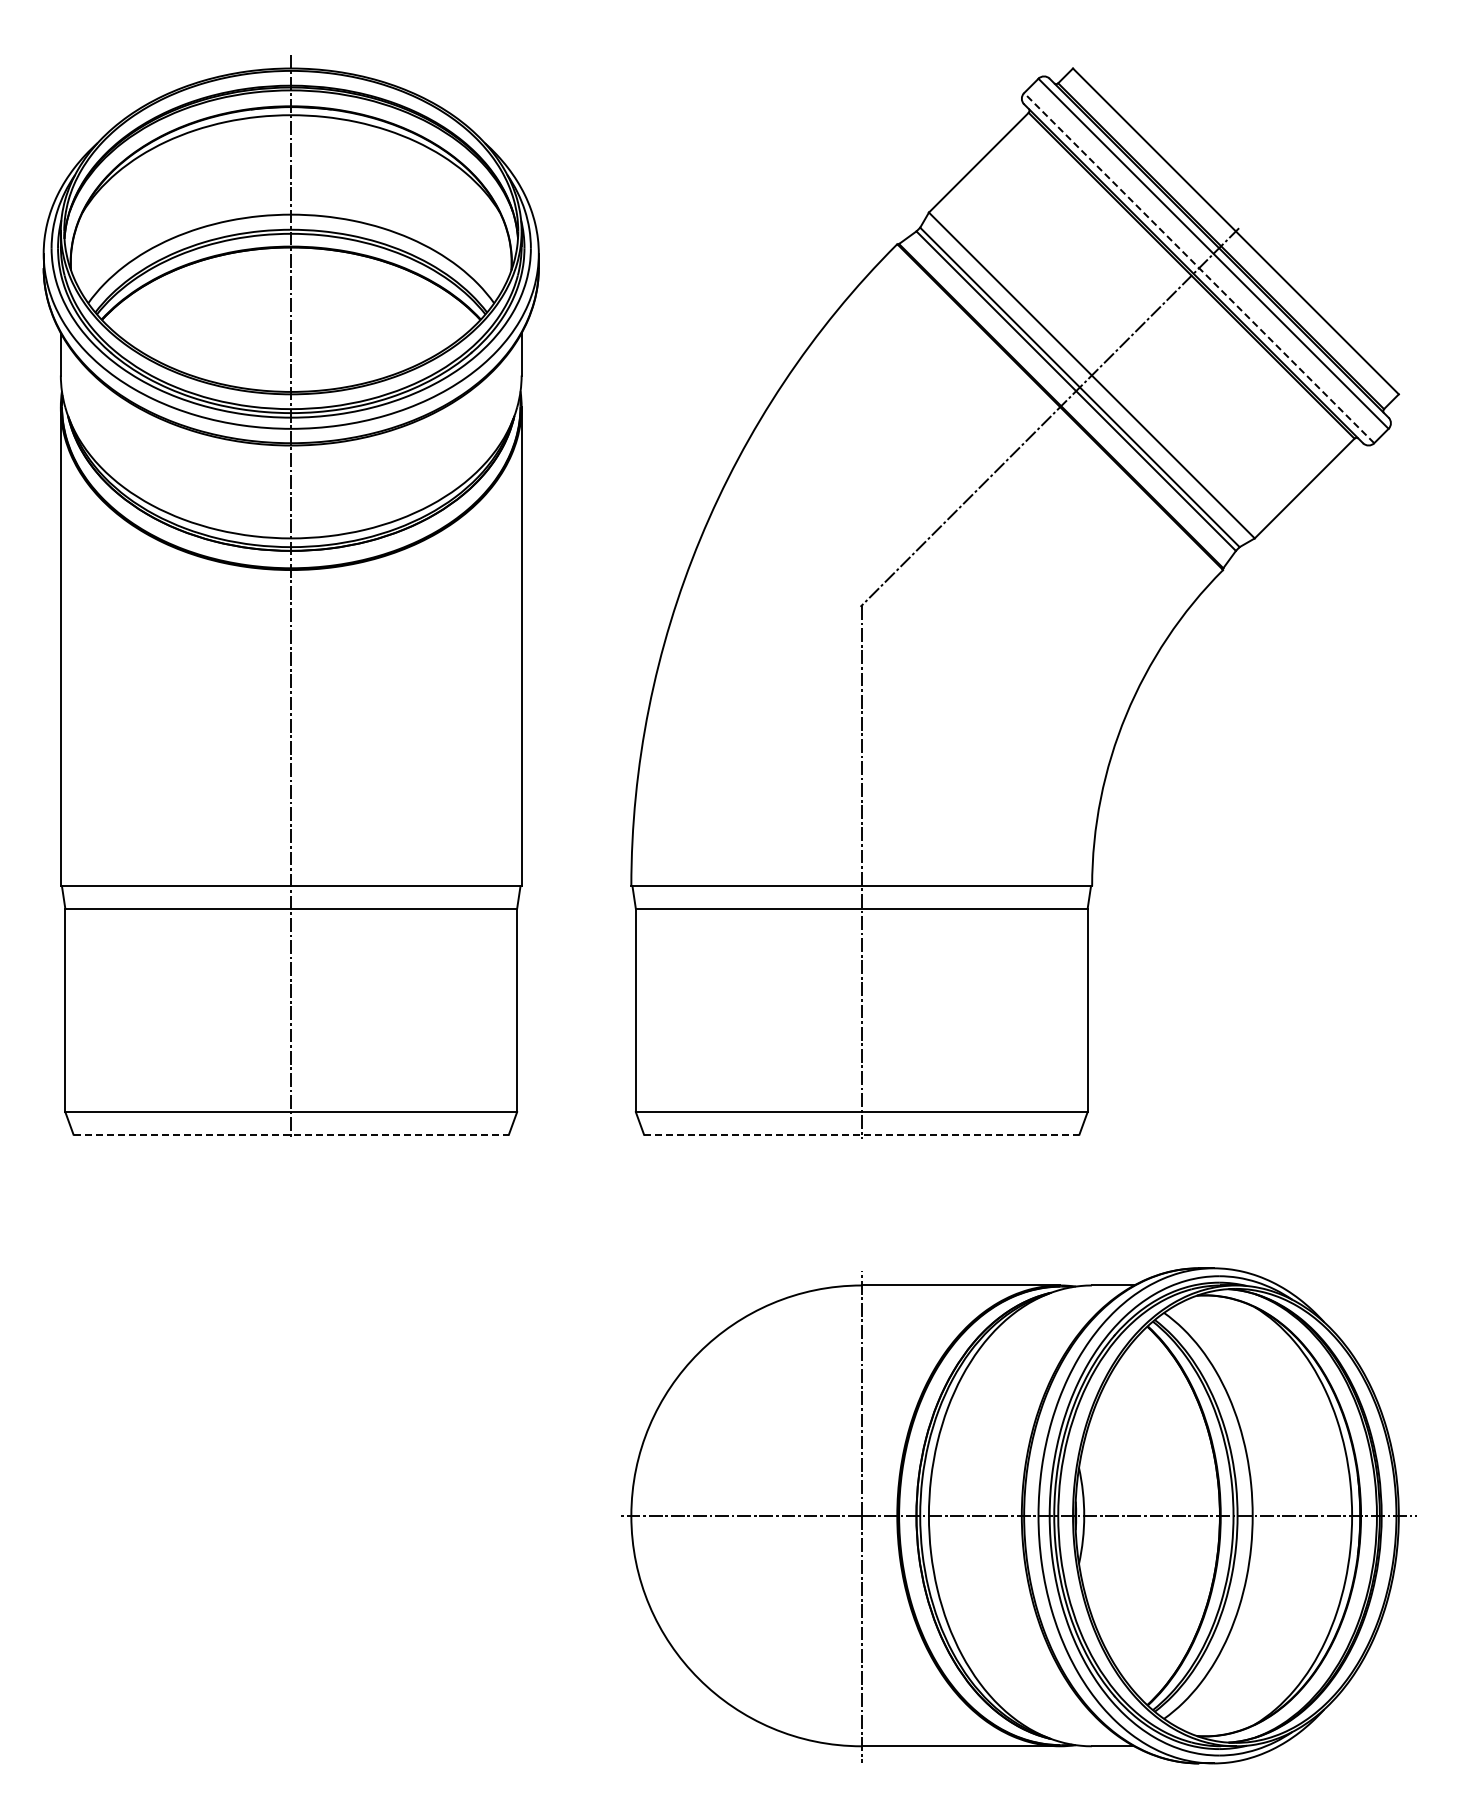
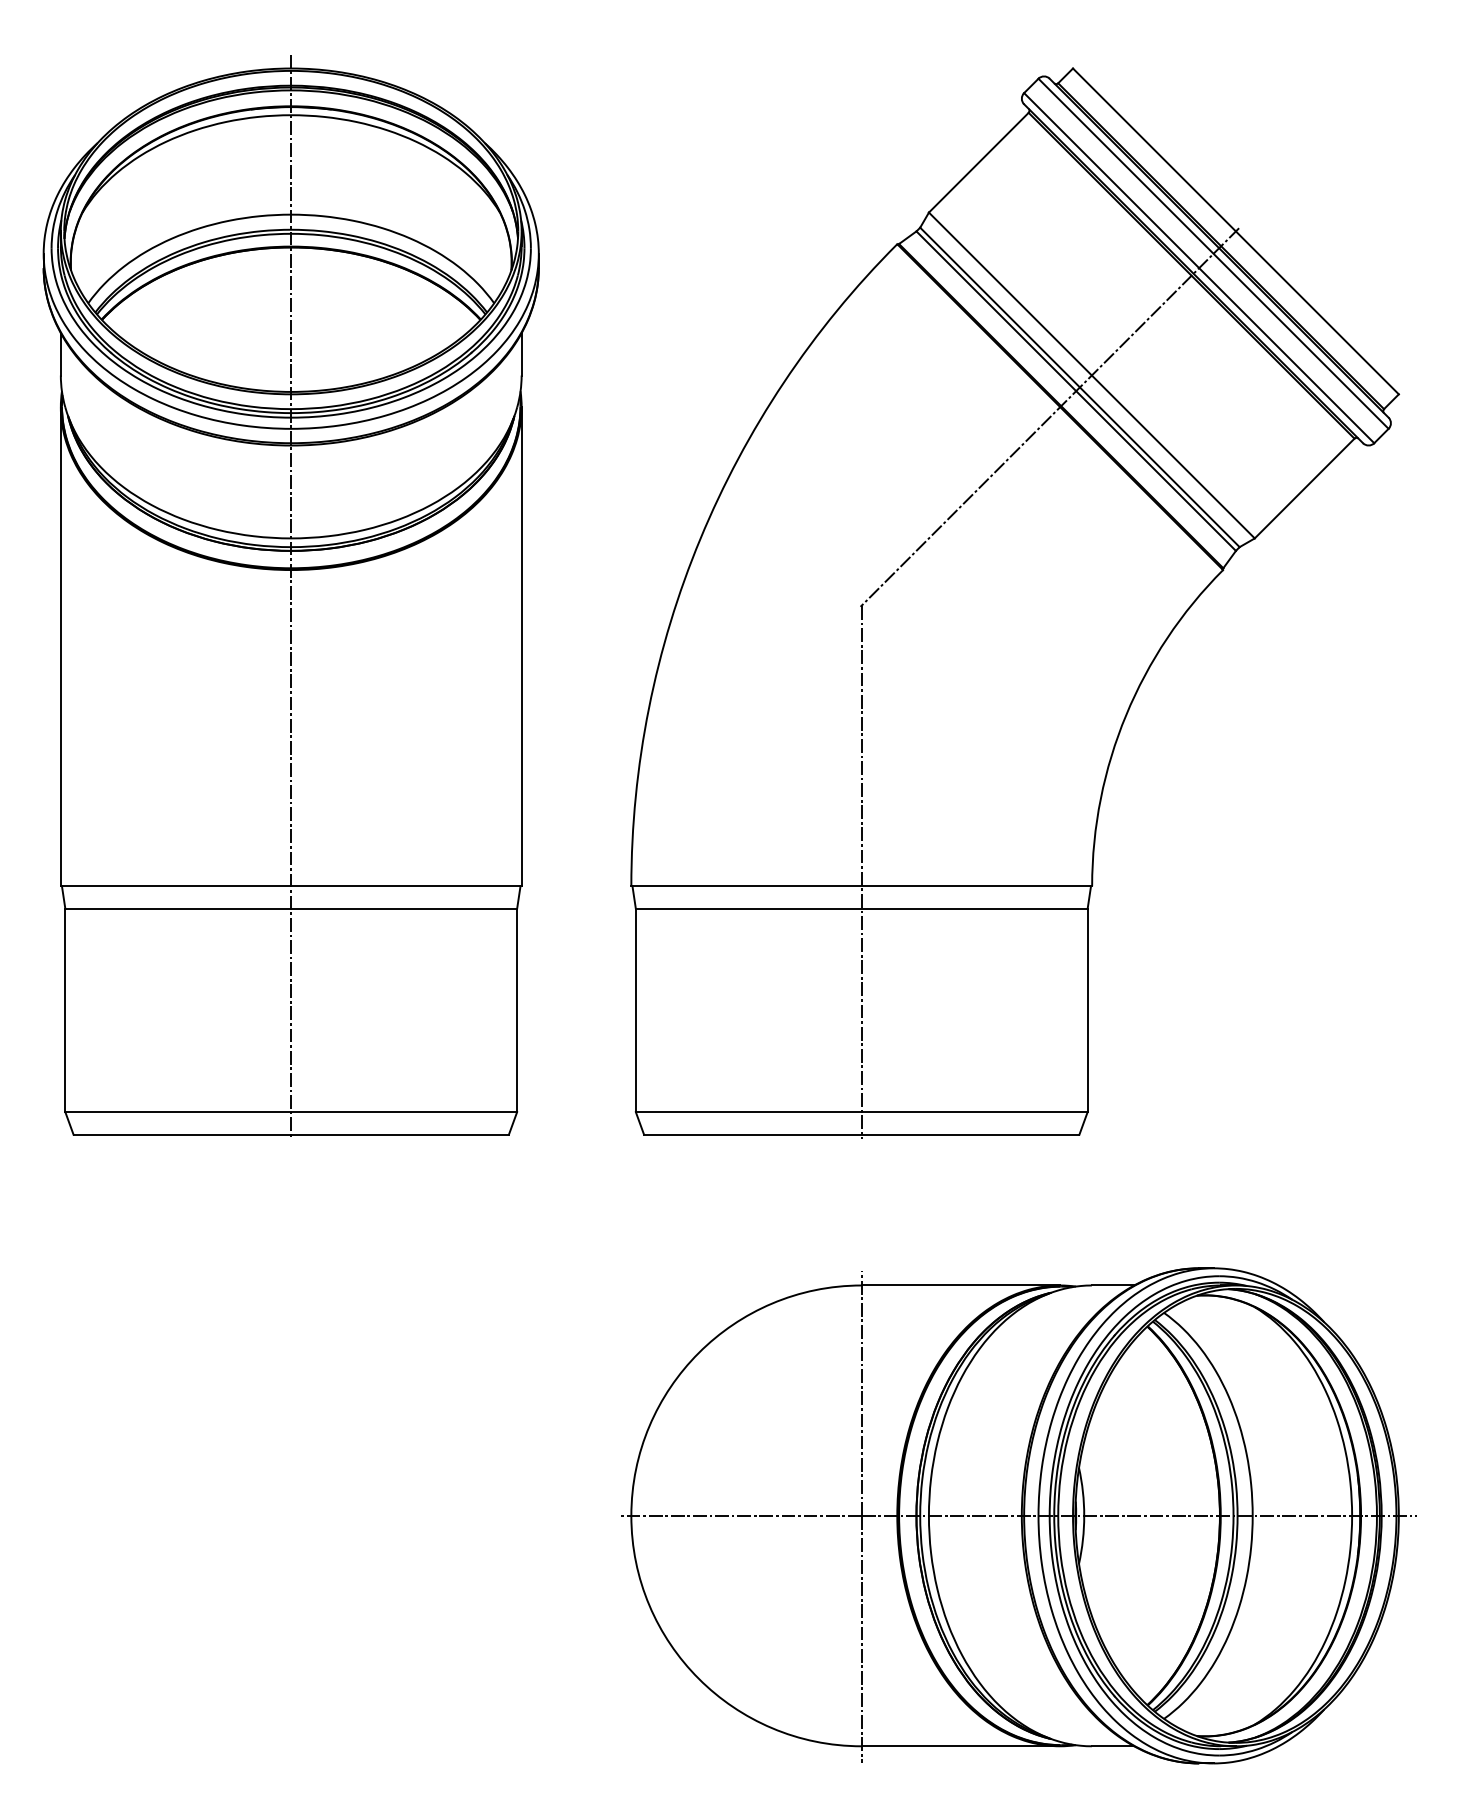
line: dashed -> solid (1199, 268)
line: dashed -> solid (291, 1134)
line: dashed -> solid (861, 1134)
